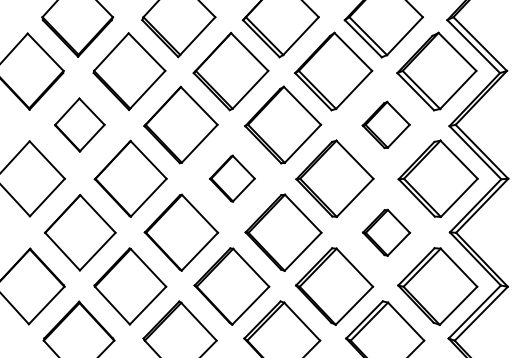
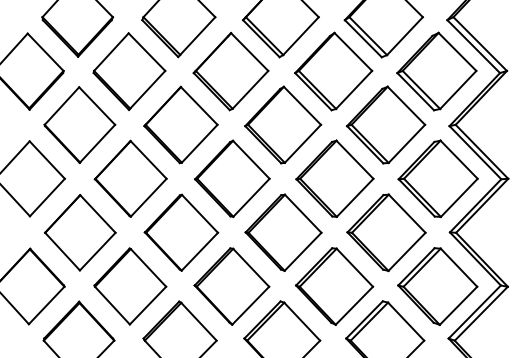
part size: 52x56 px -> 74x78 px (79, 124)
part size: 50x50 px -> 81x80 px (386, 124)
part size: 47x49 px -> 77x79 px (232, 178)
part size: 50x49 px -> 81x80 px (386, 232)
